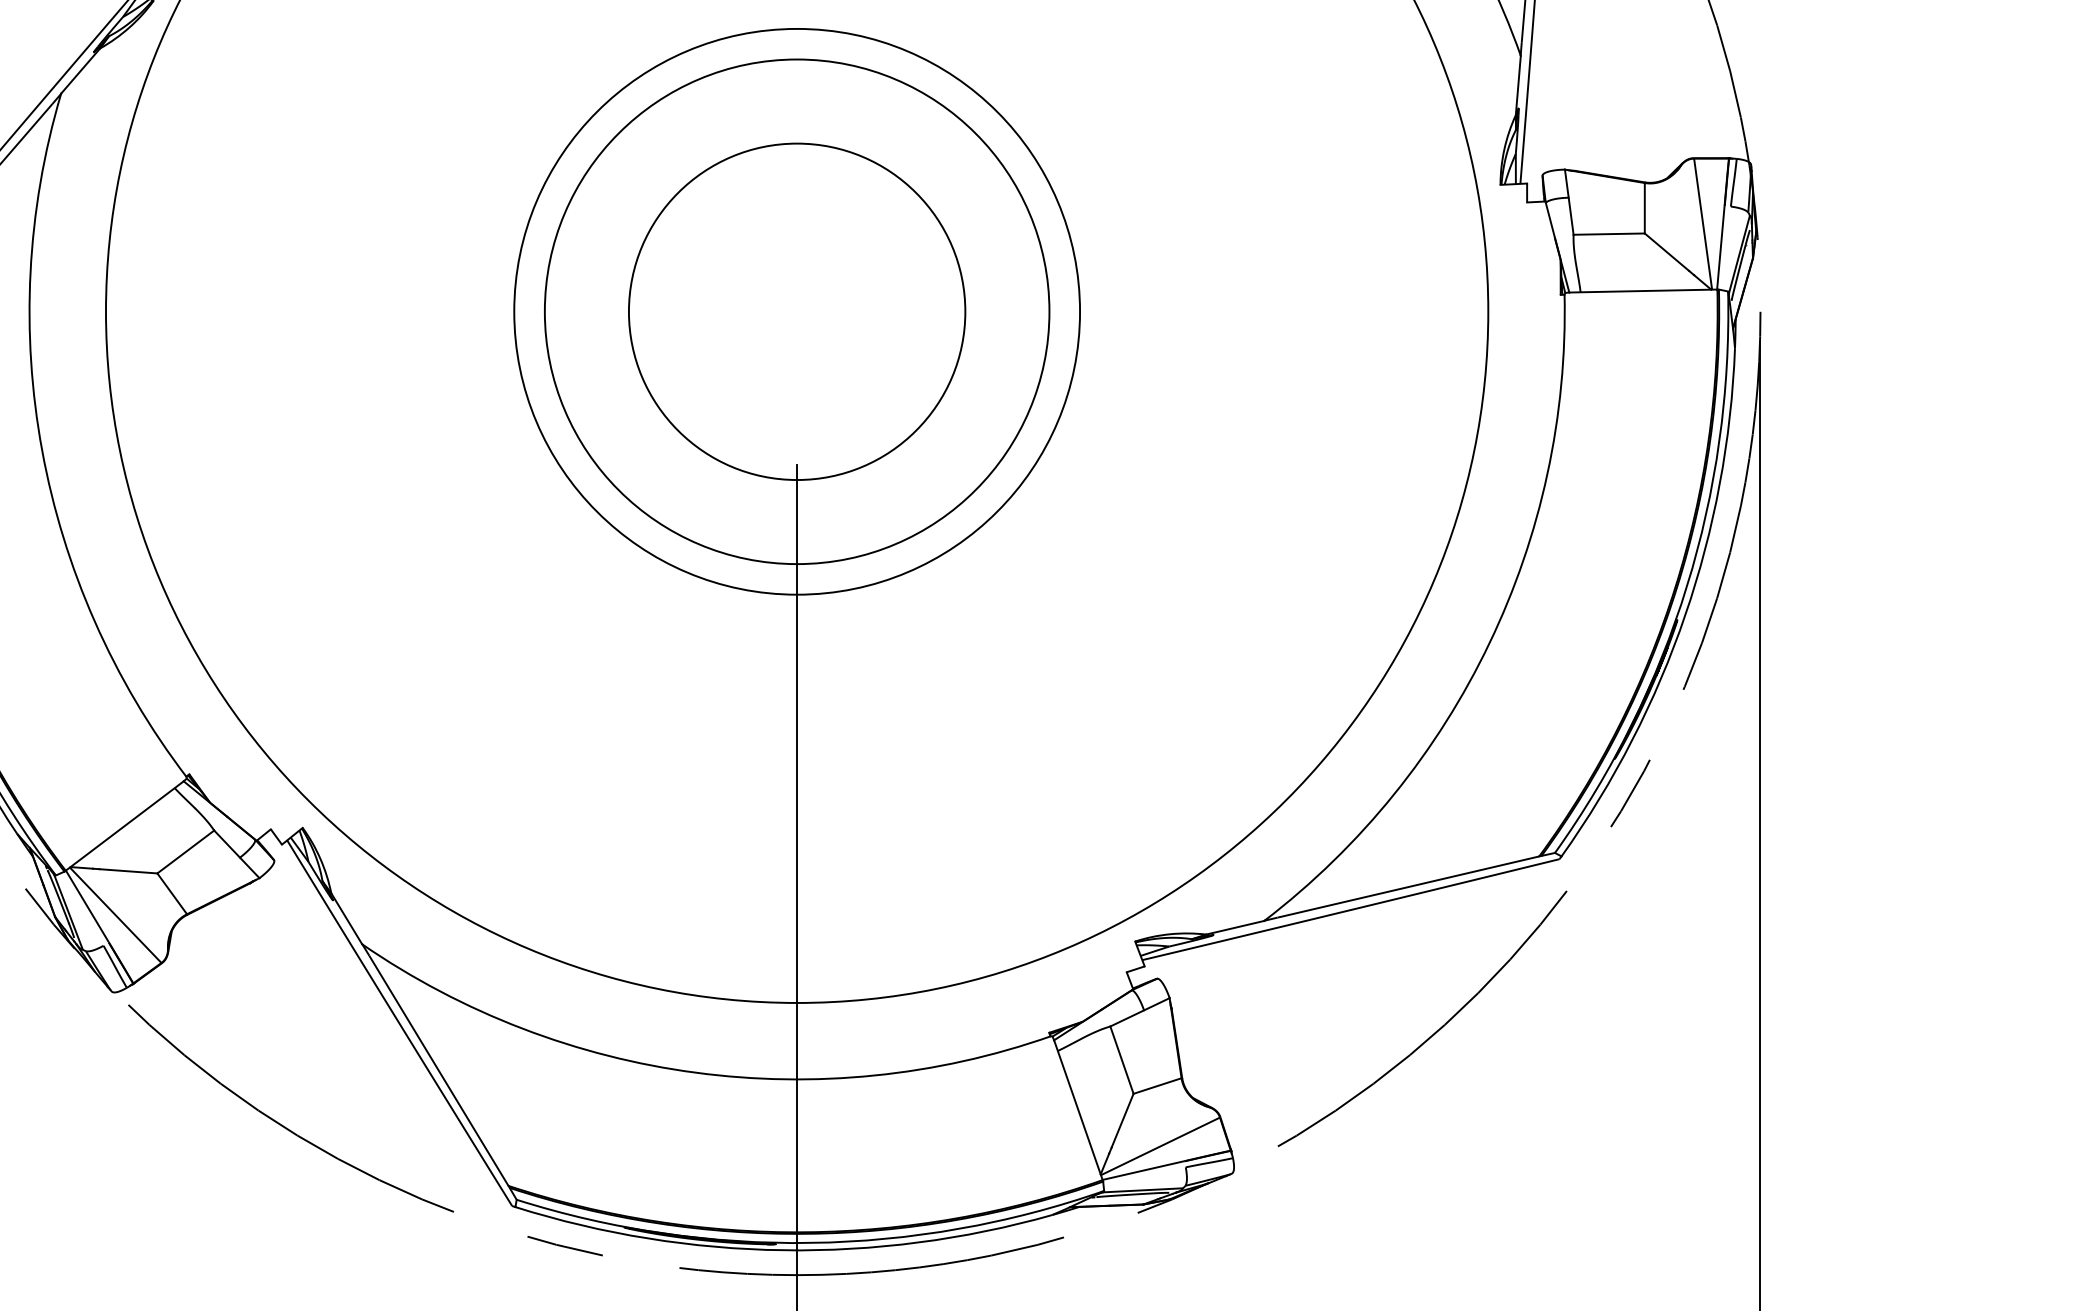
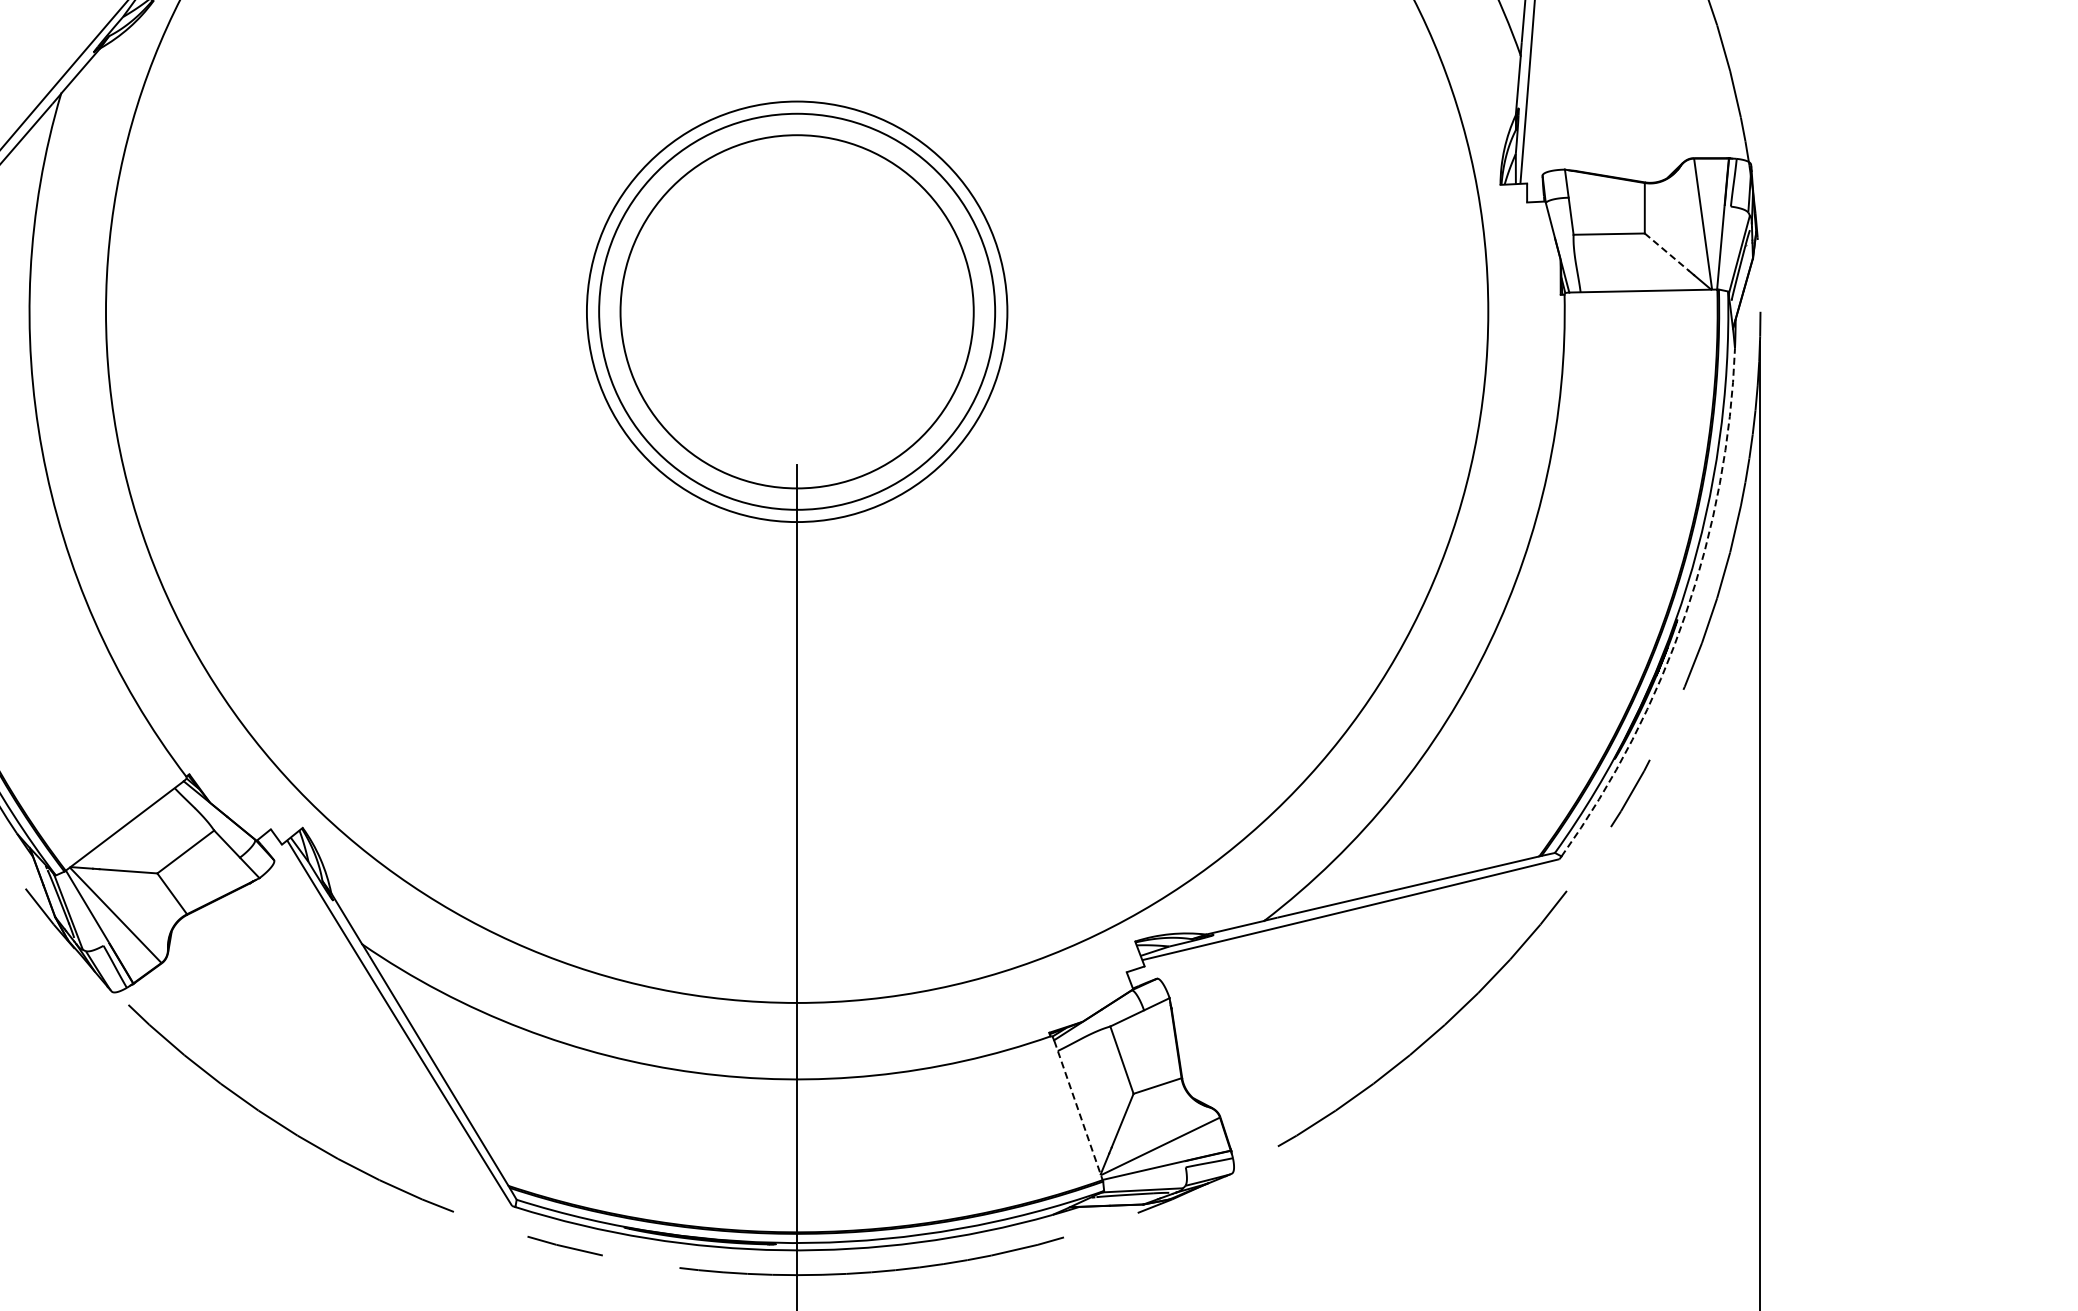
line: solid -> dashed (1667, 252)
circle diameter: 336 px -> 420 px (796, 311)
circle diameter: 505 px -> 353 px (796, 311)
circle diameter: 566 px -> 396 px (797, 311)
arc: solid -> dashed (1685, 615)
line: solid -> dashed (1078, 1110)
